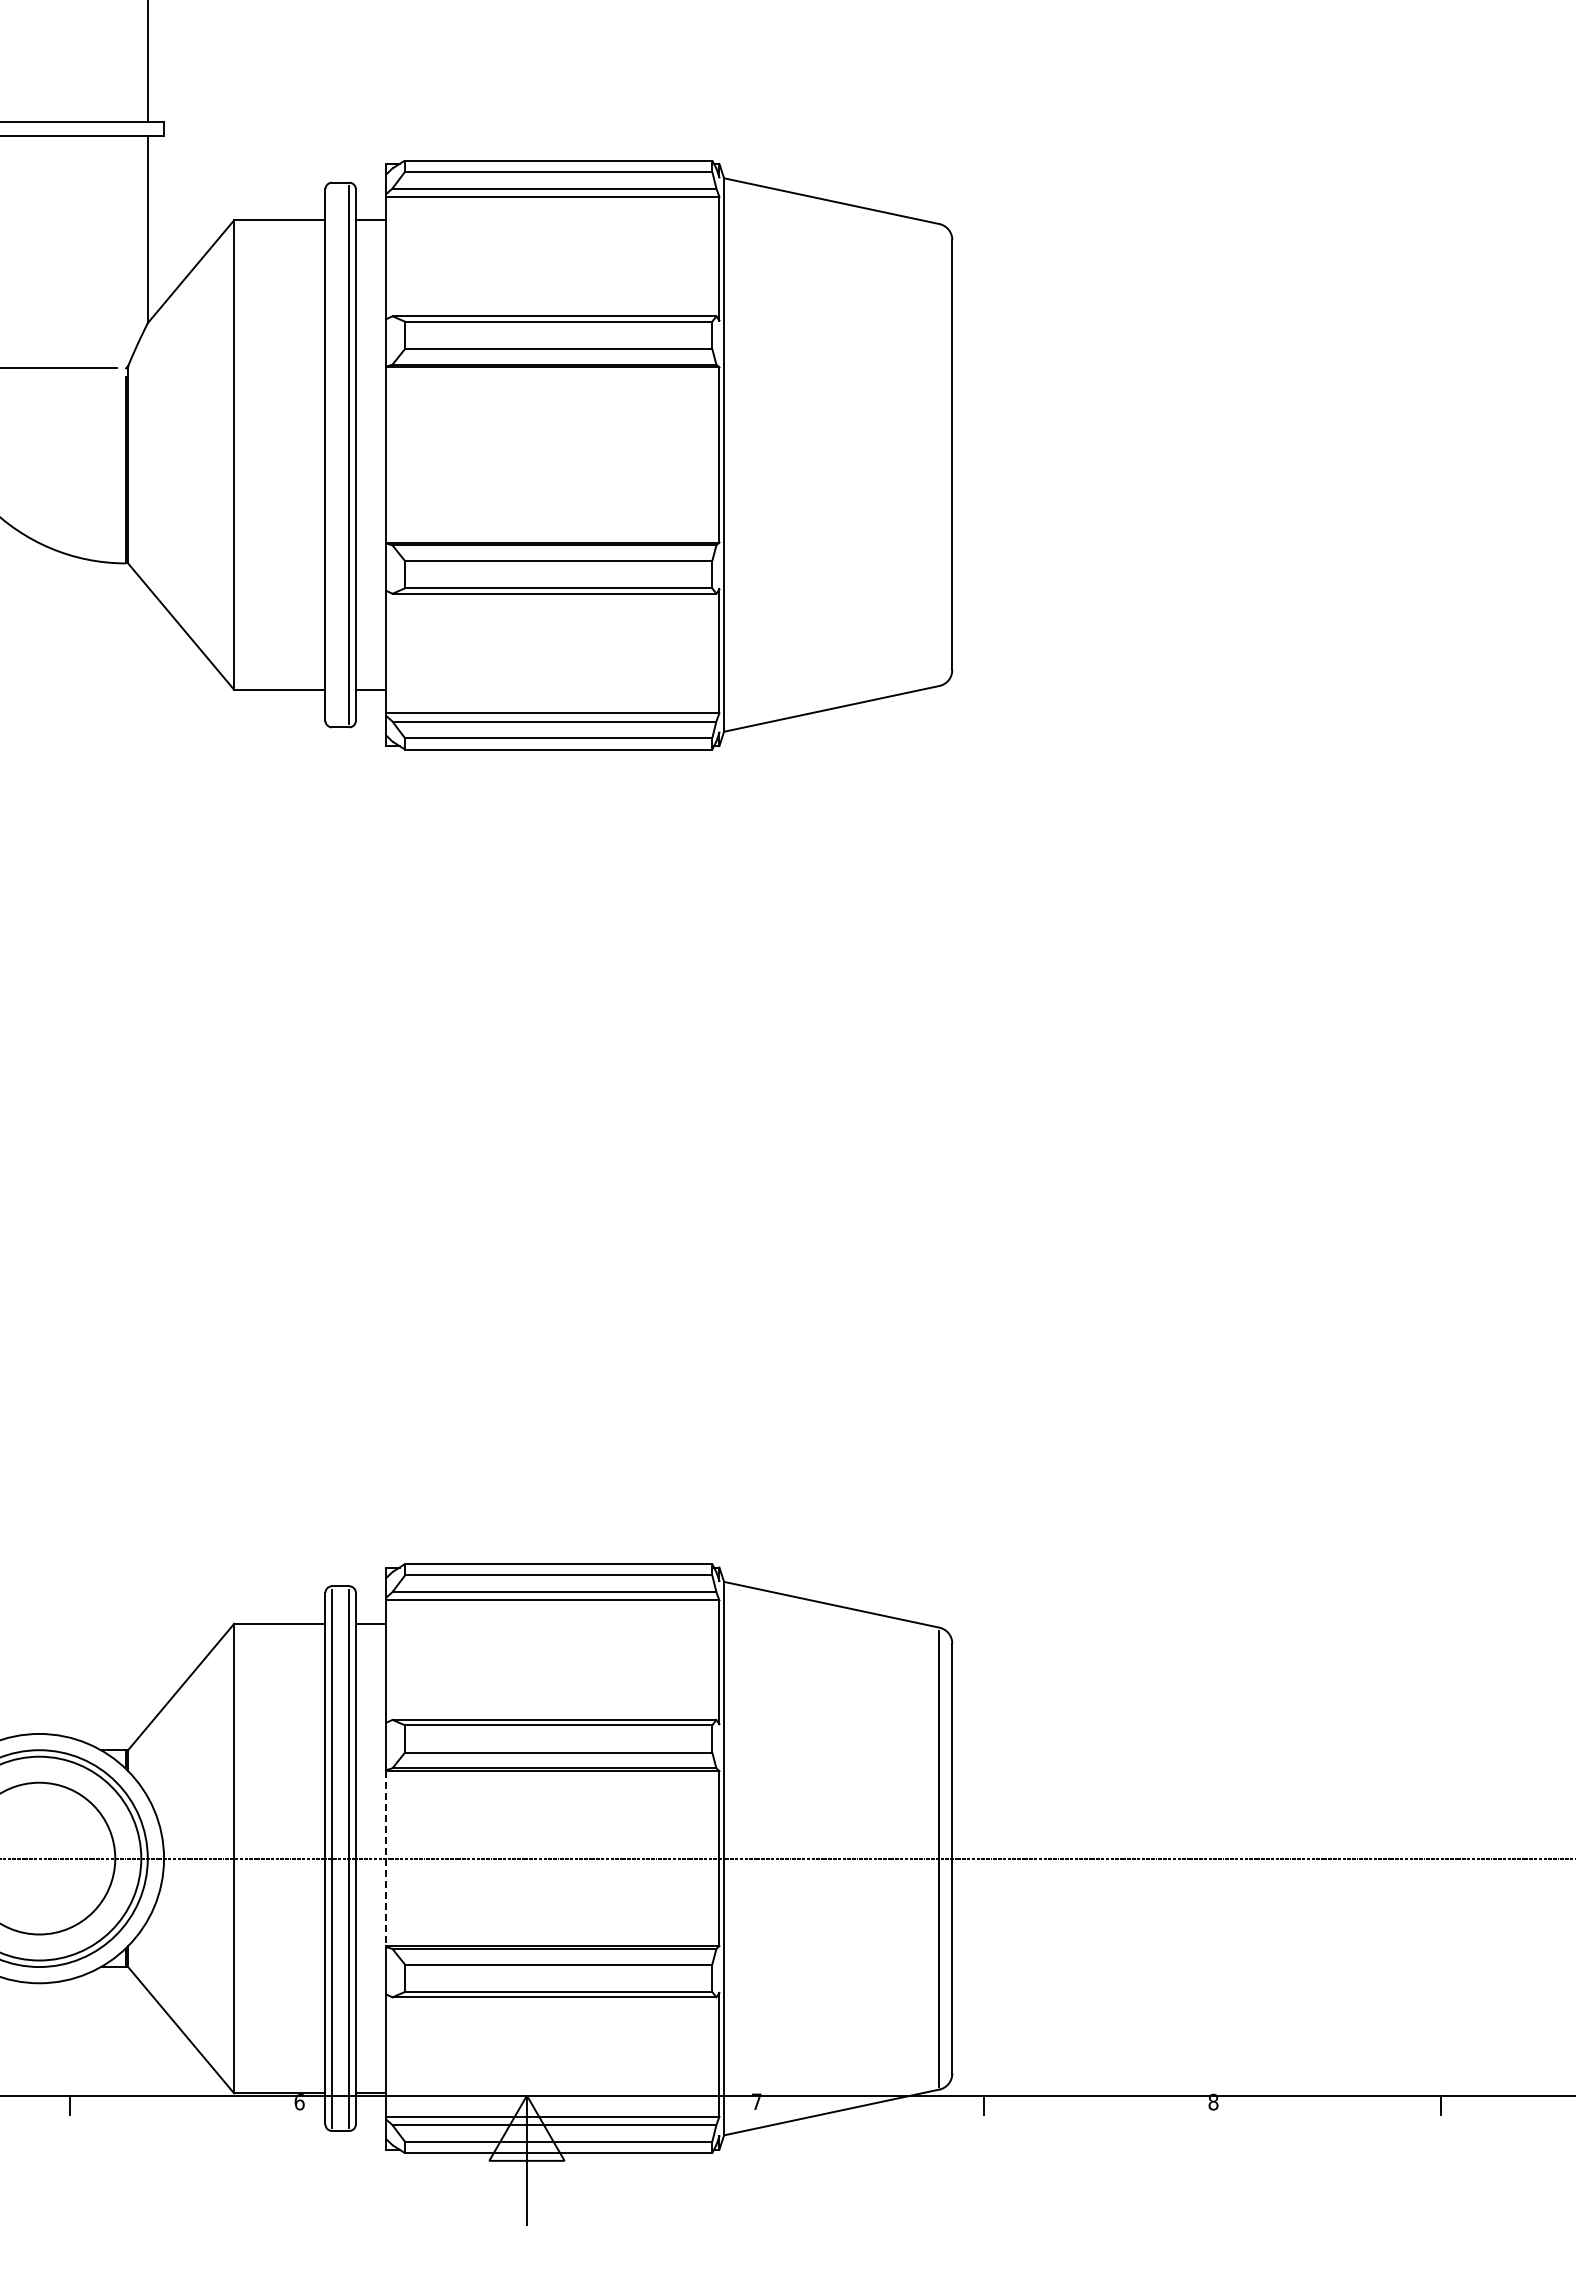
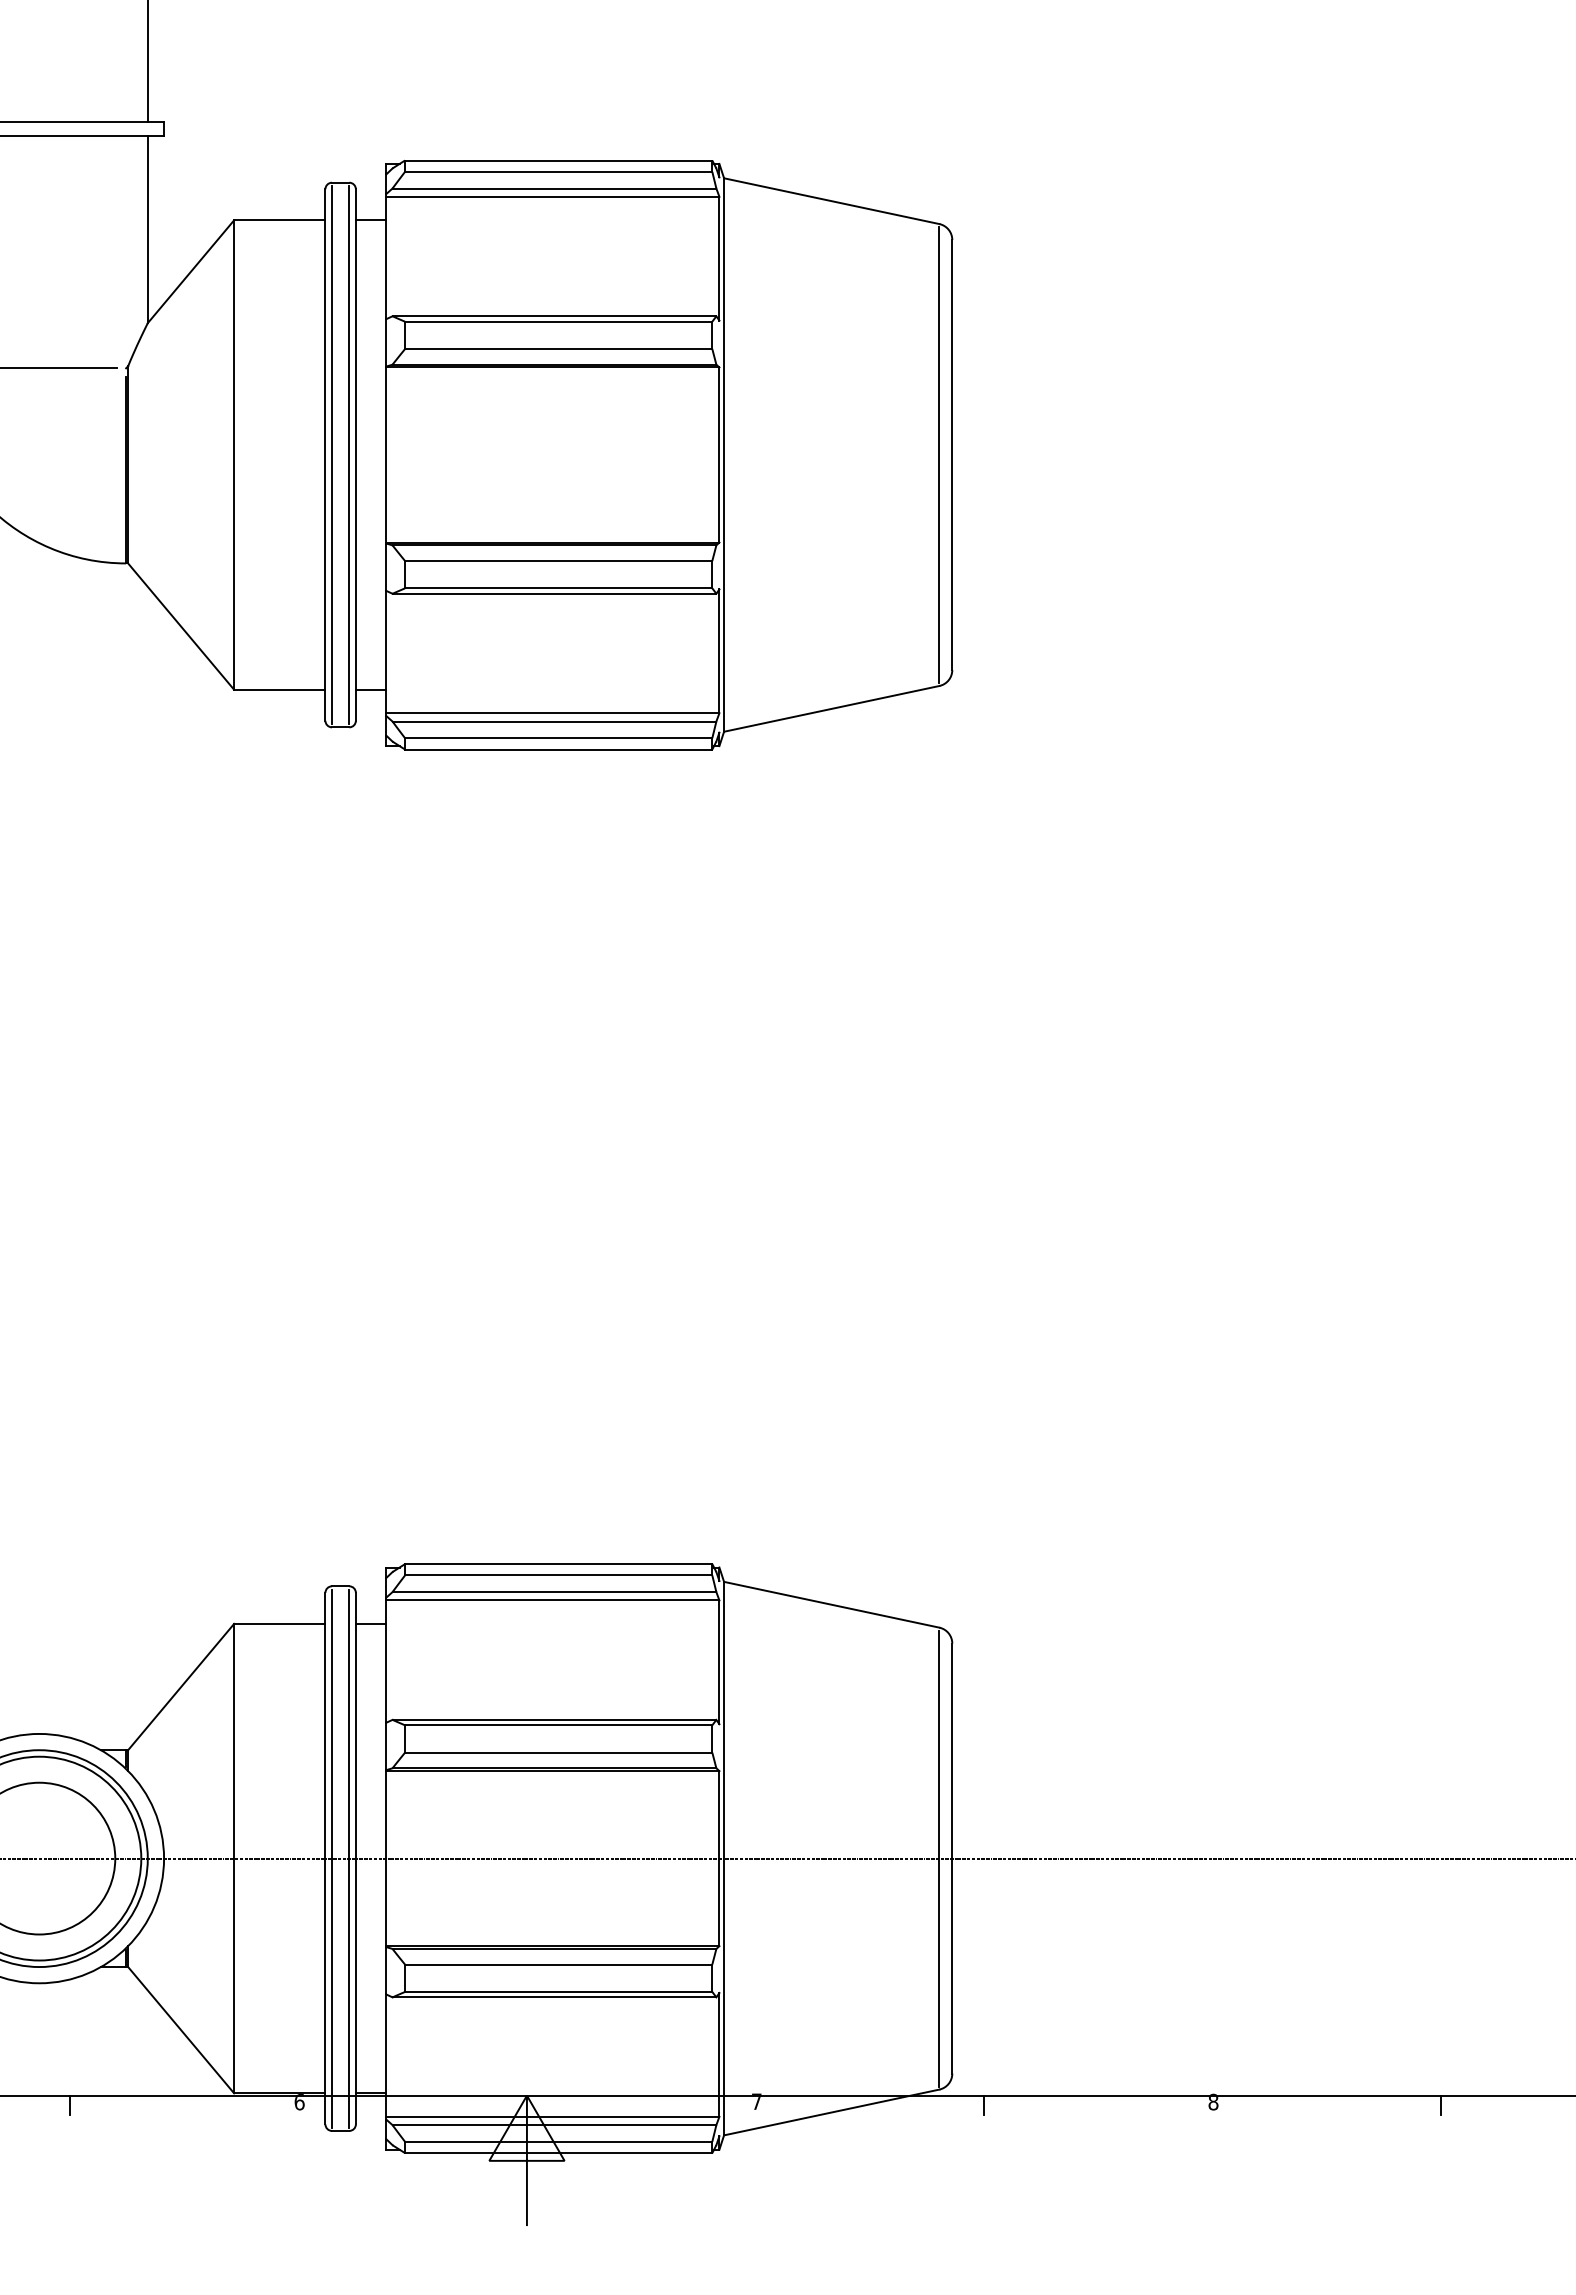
line: none -> present (331, 454)
line: none -> present (939, 454)
line: dashed -> solid (386, 1858)
